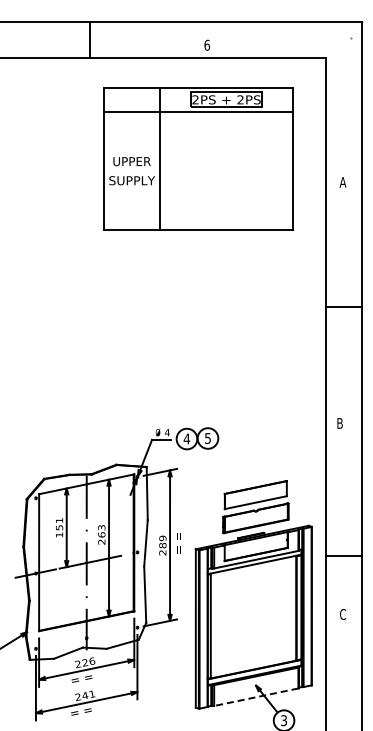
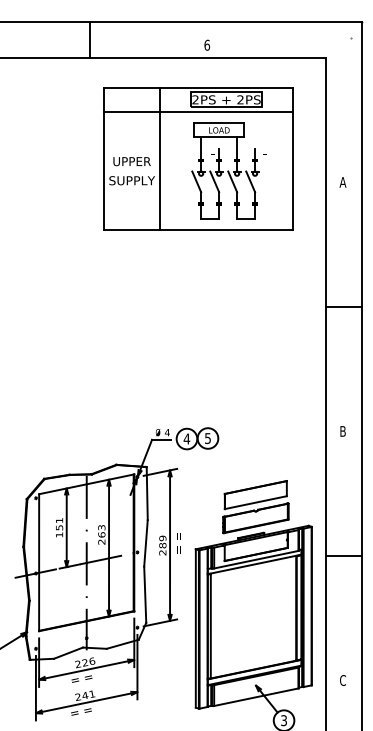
part: none -> present (228, 170)
text position: (339, 423) -> (342, 431) (342, 431)
text position: (342, 614) -> (342, 680) (342, 680)
line: dashed -> solid (255, 697)
